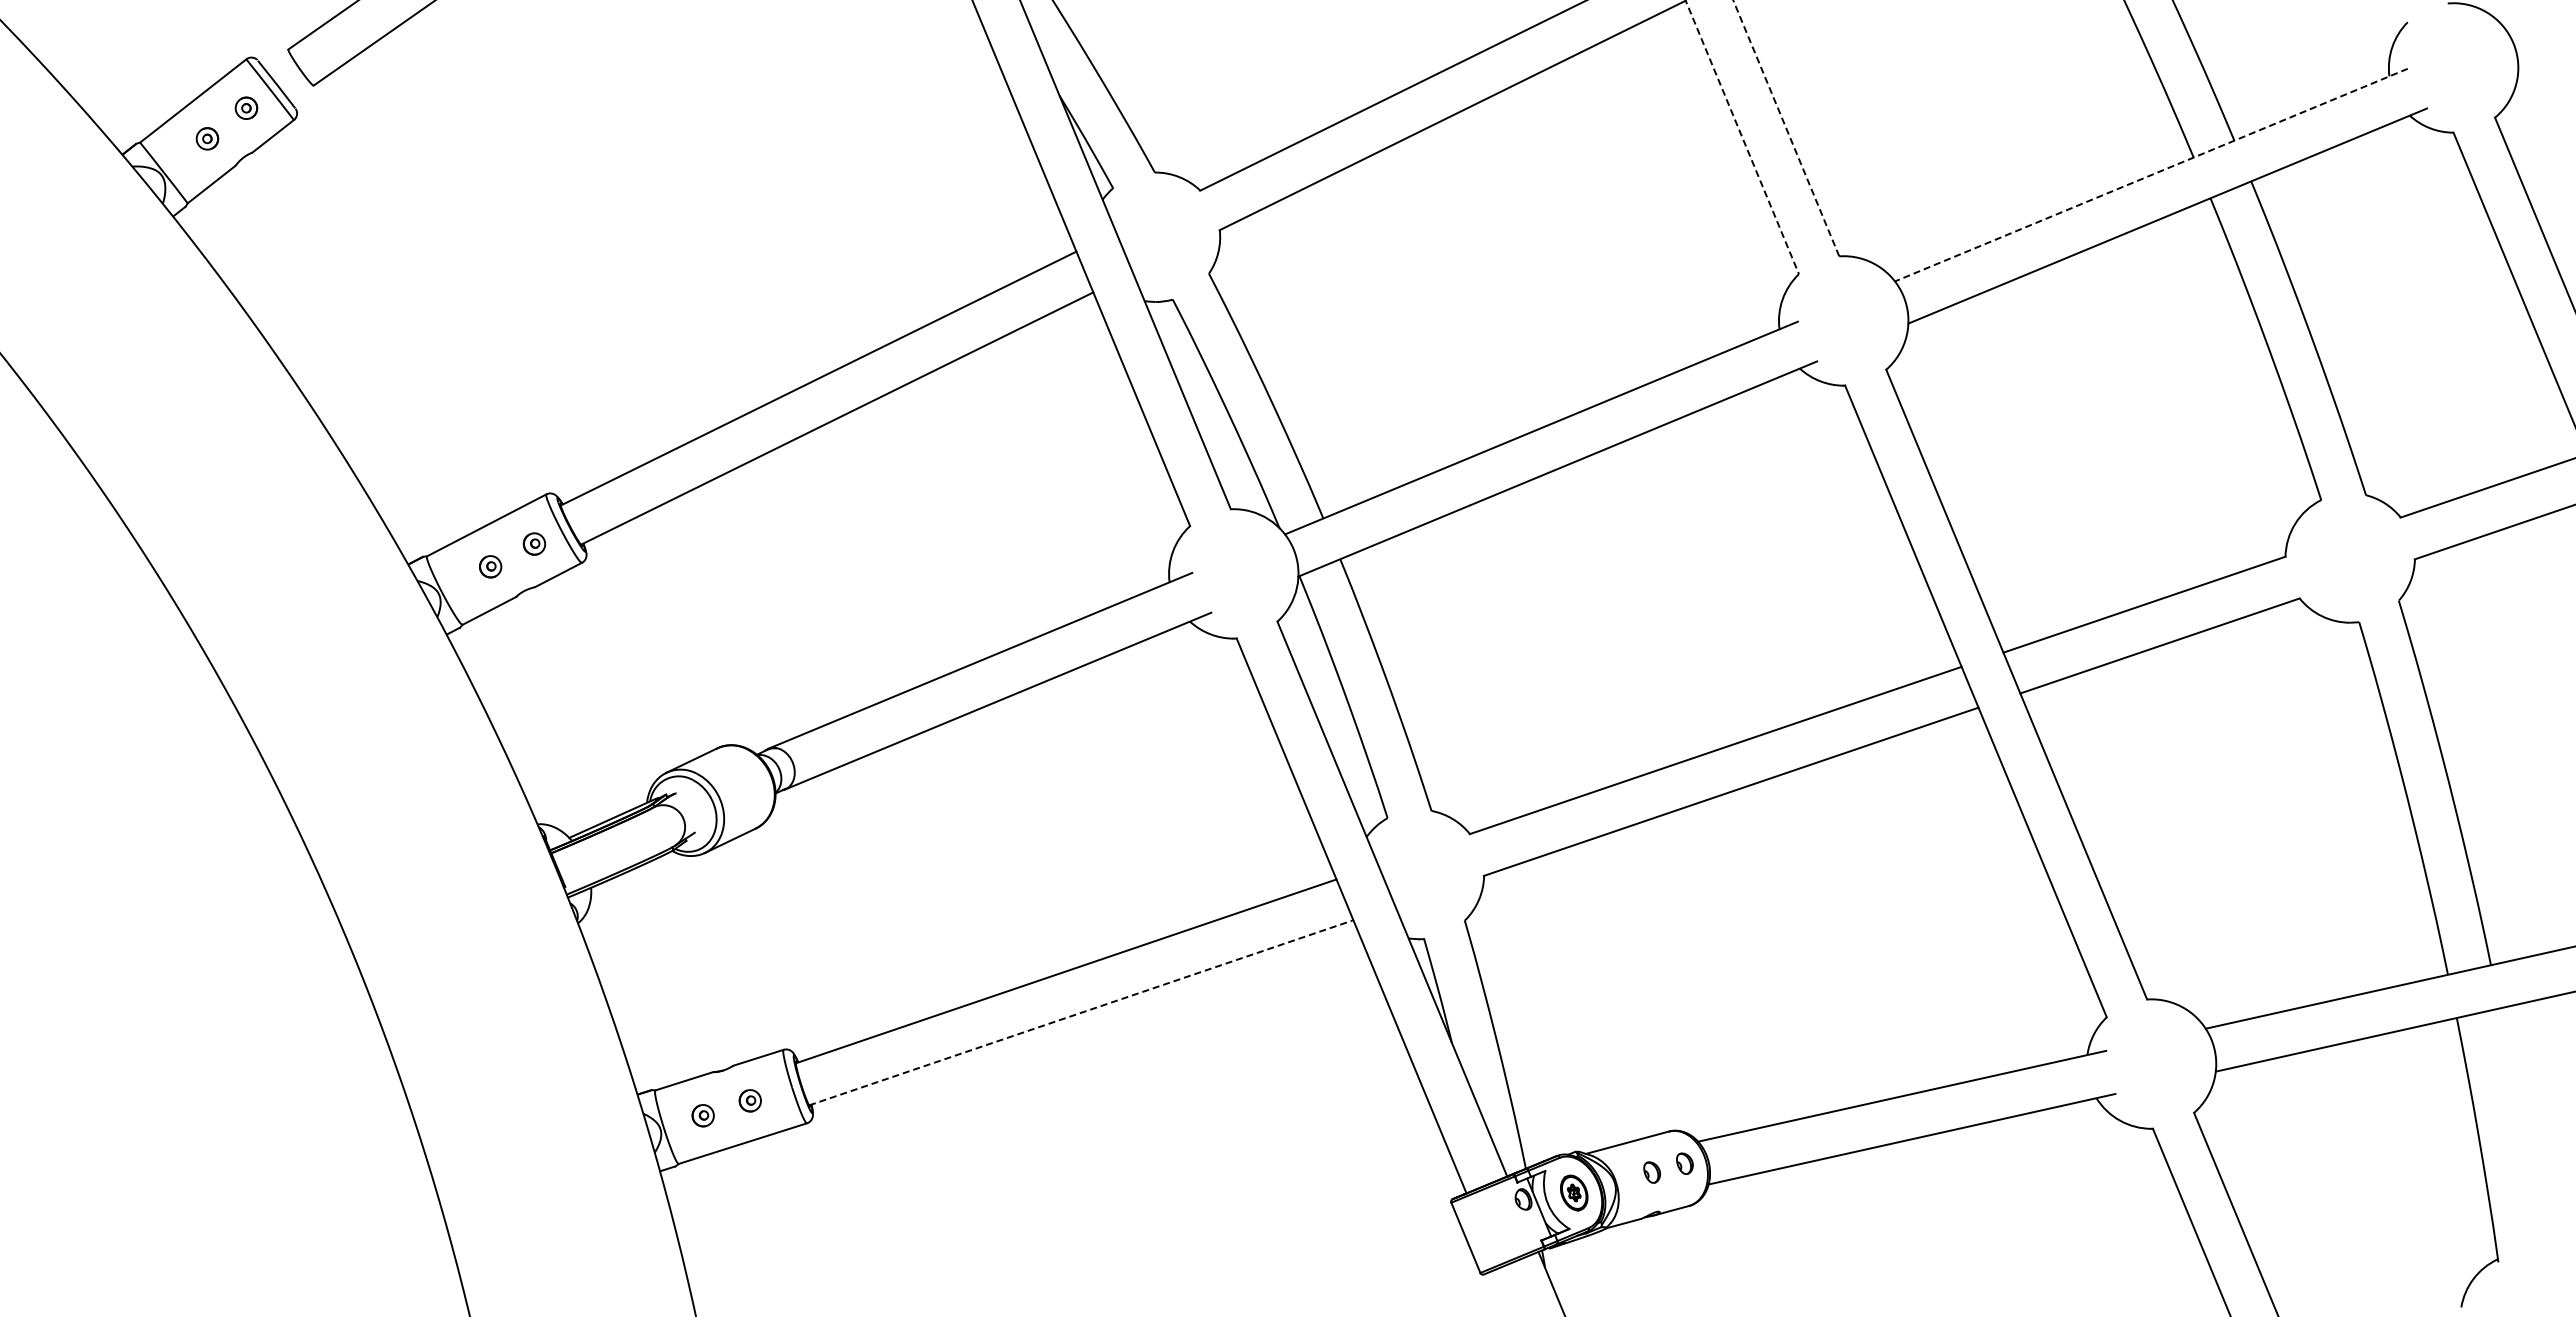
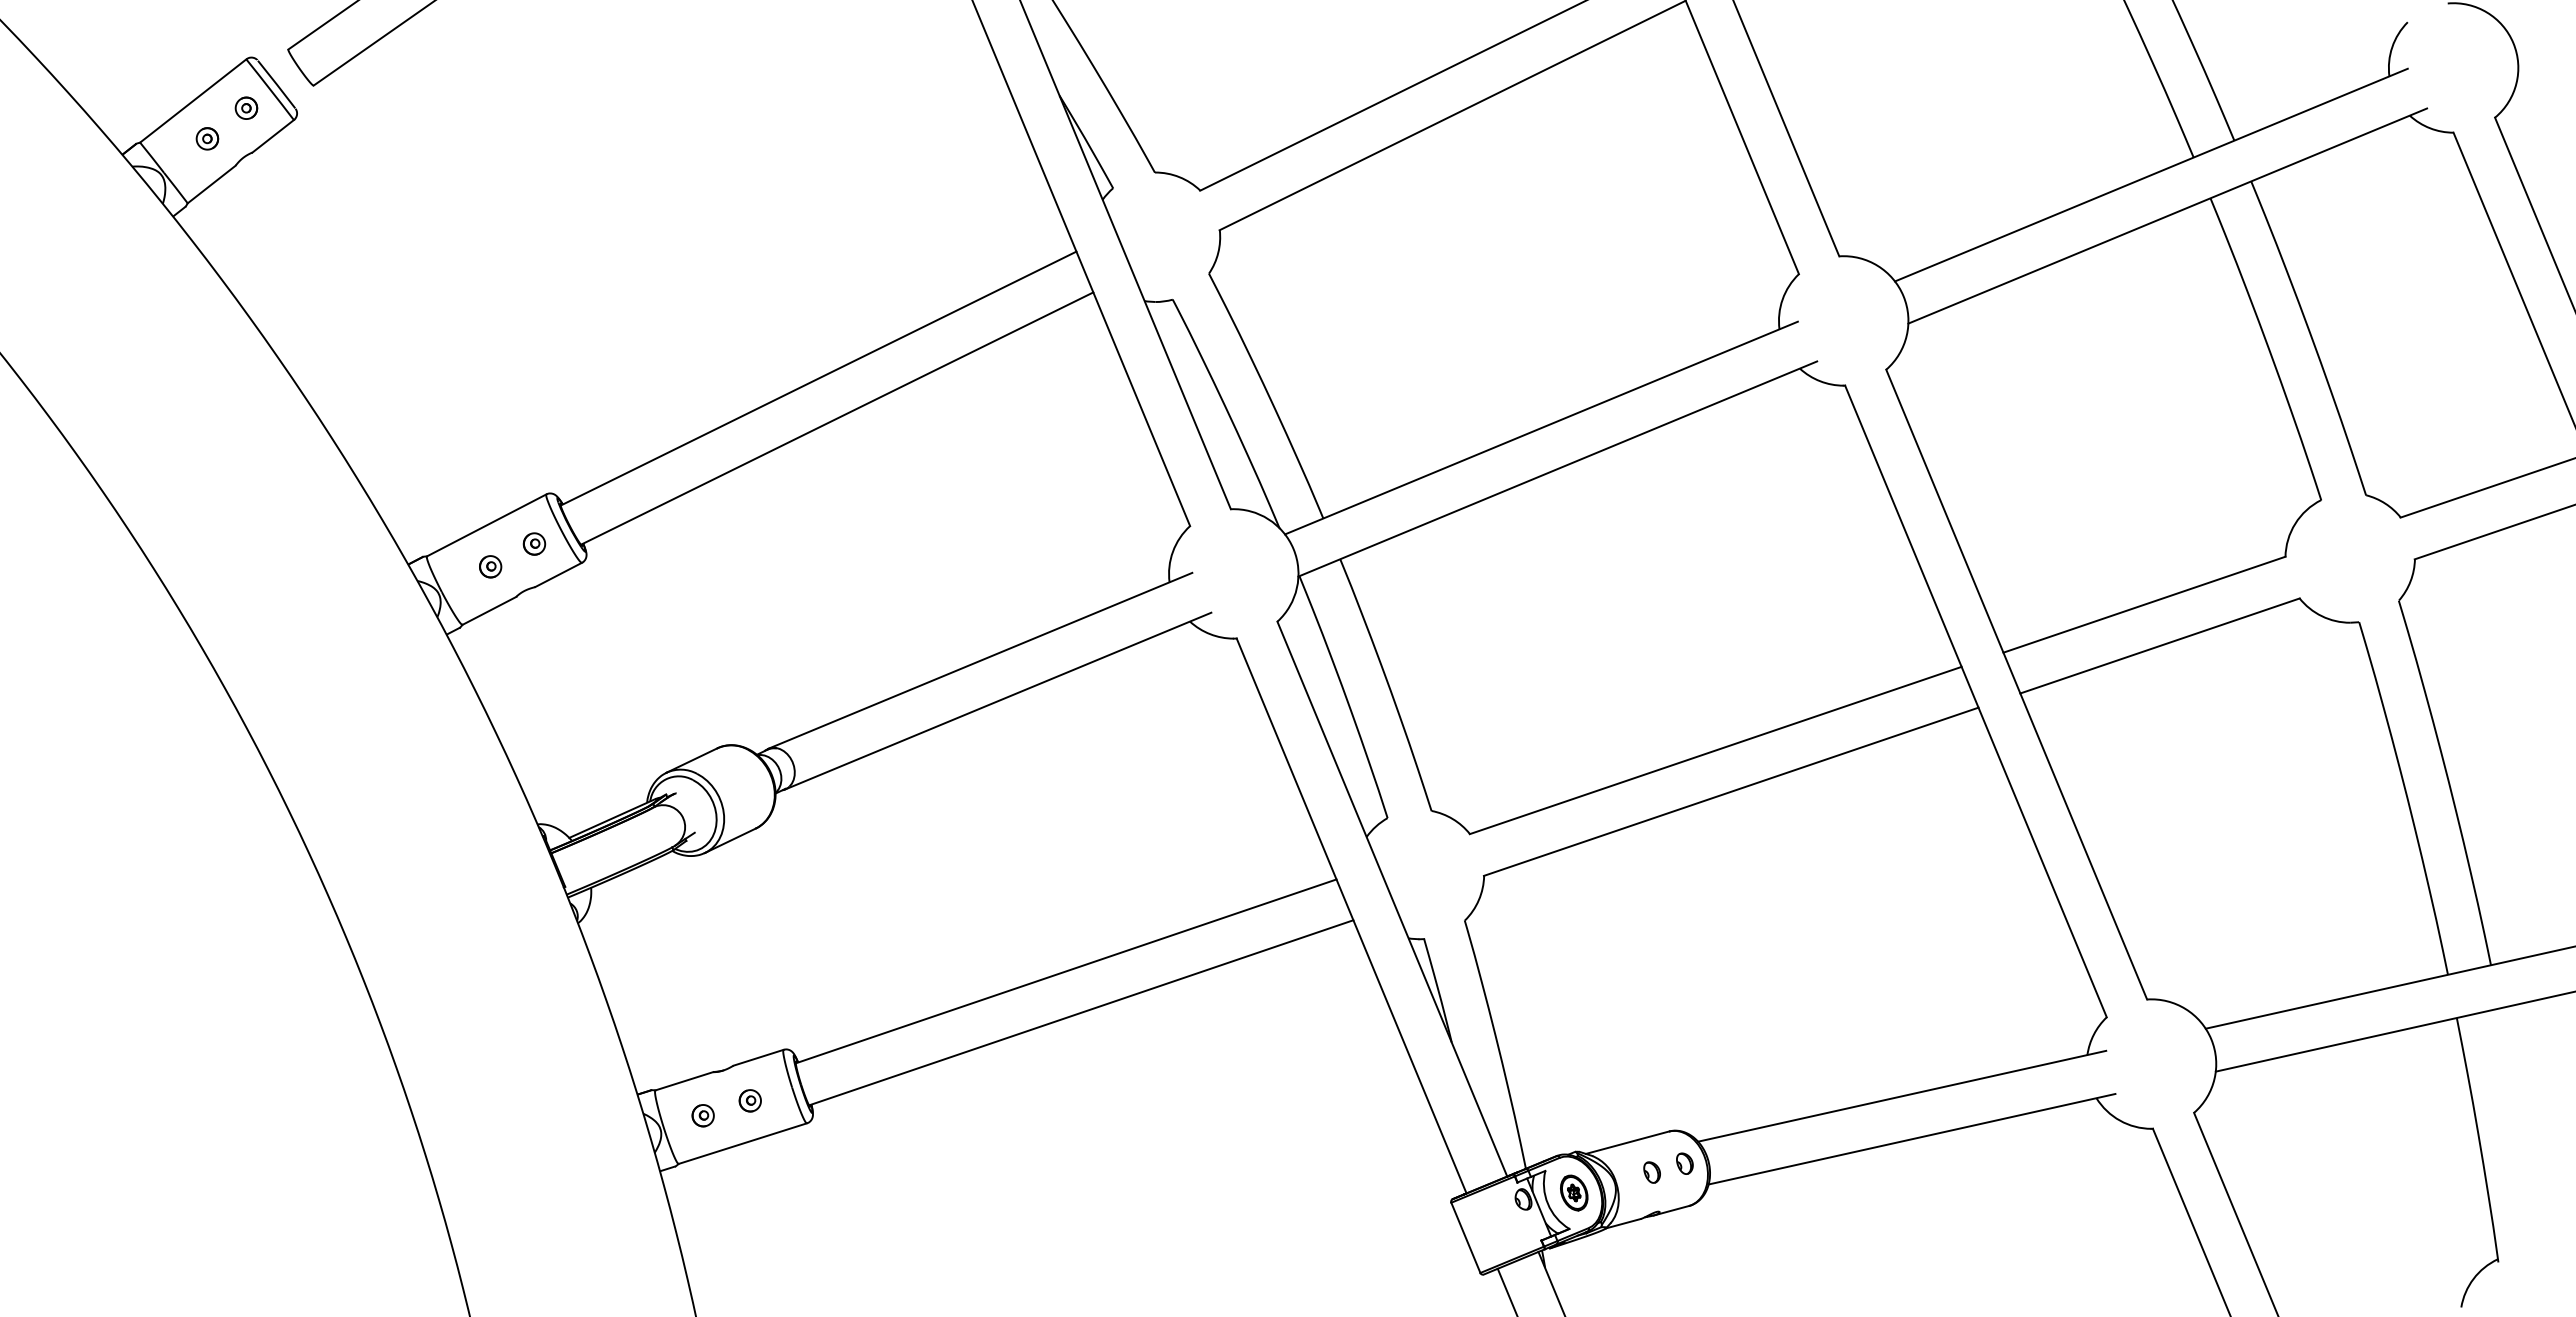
line: dashed -> solid (1786, 128)
line: dashed -> solid (1742, 137)
line: dashed -> solid (2151, 175)
line: dashed -> solid (1081, 1012)
line: none -> present (1506, 1290)
